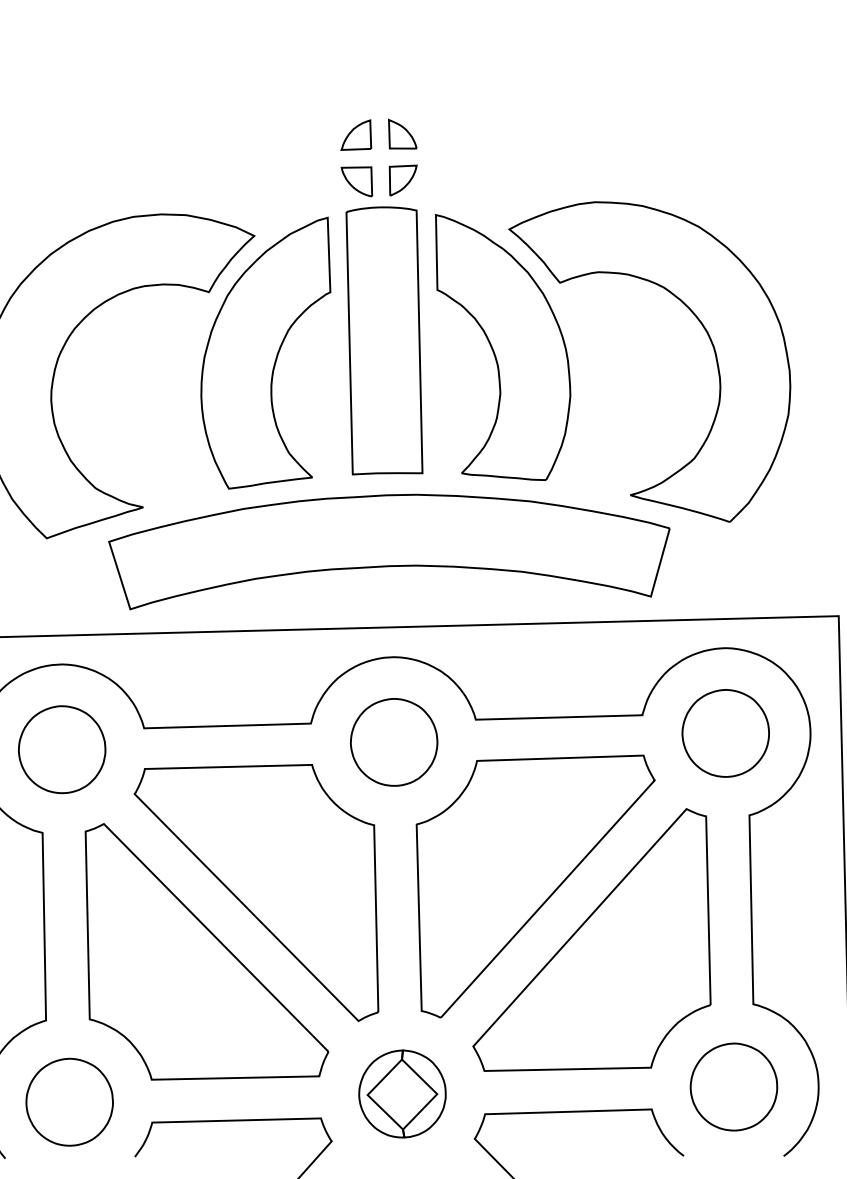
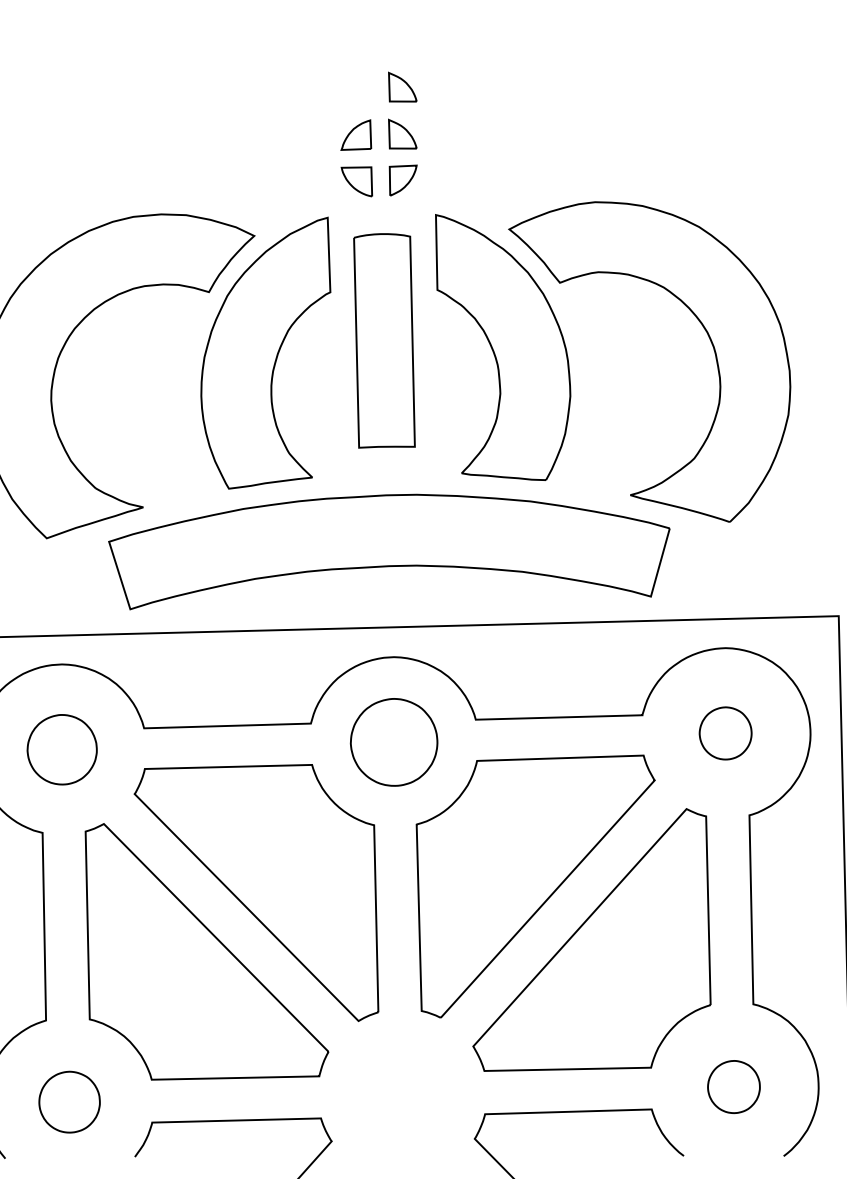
part: none -> present (402, 86)
part size: 79x270 px -> 63x216 px (384, 340)
part size: 89x89 px -> 55x55 px (725, 733)
part size: 89x90 px -> 72x72 px (61, 749)
part size: 90x90 px -> 54x54 px (733, 1086)
part: present -> none (402, 1093)
part size: 89x90 px -> 63x64 px (69, 1101)
